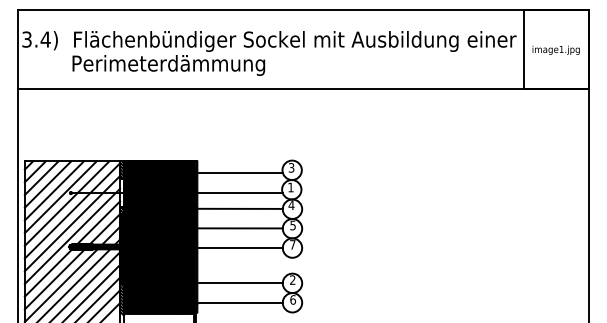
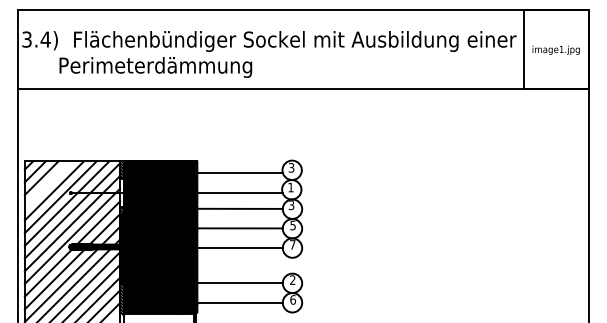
text position: (168, 65) -> (155, 67) (155, 67)
line: present -> none (47, 184)
text: 4 -> 3 (291, 205)
